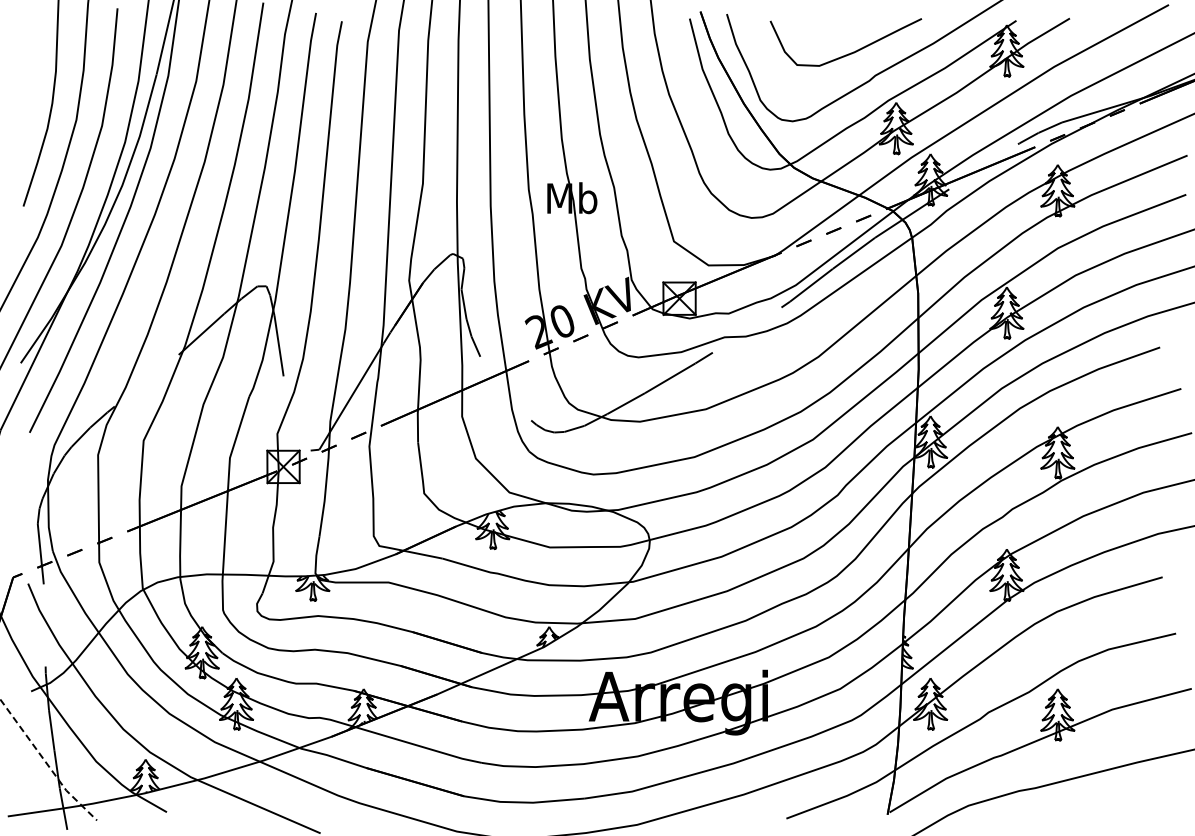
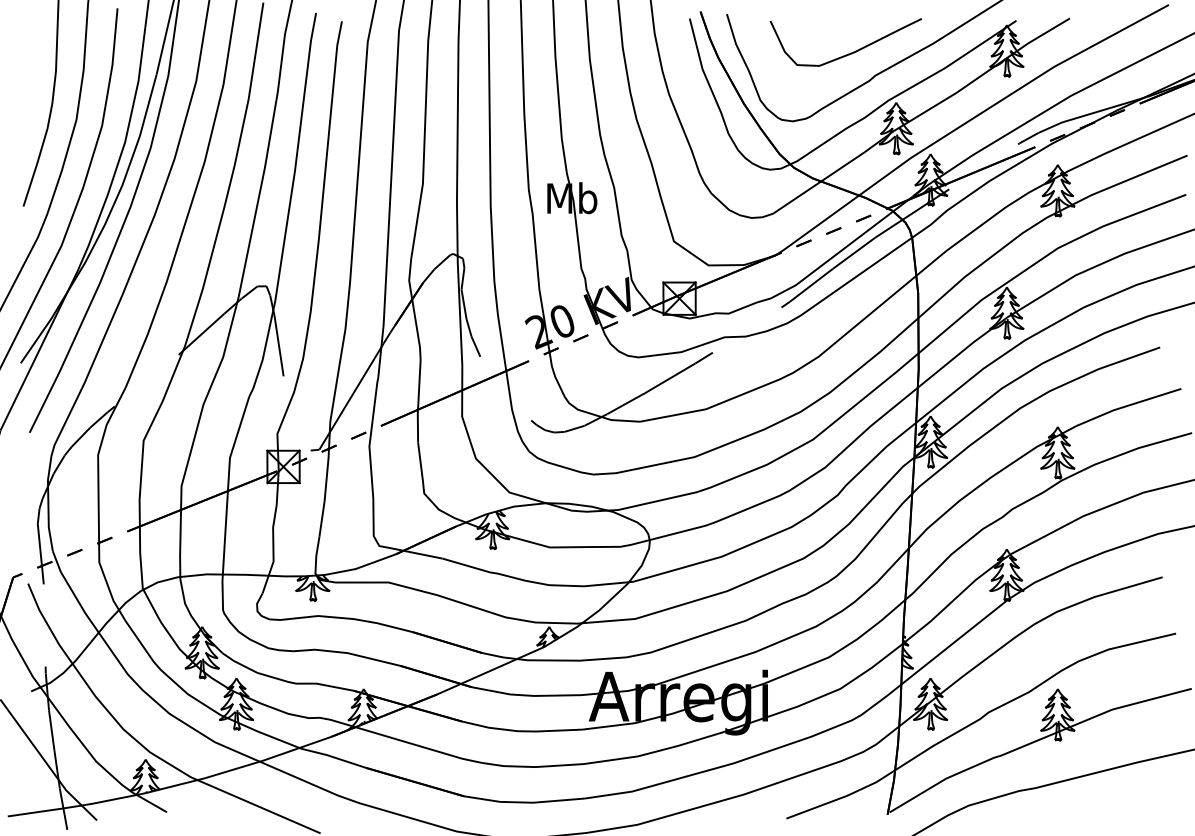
line: dashed -> solid (46, 763)
